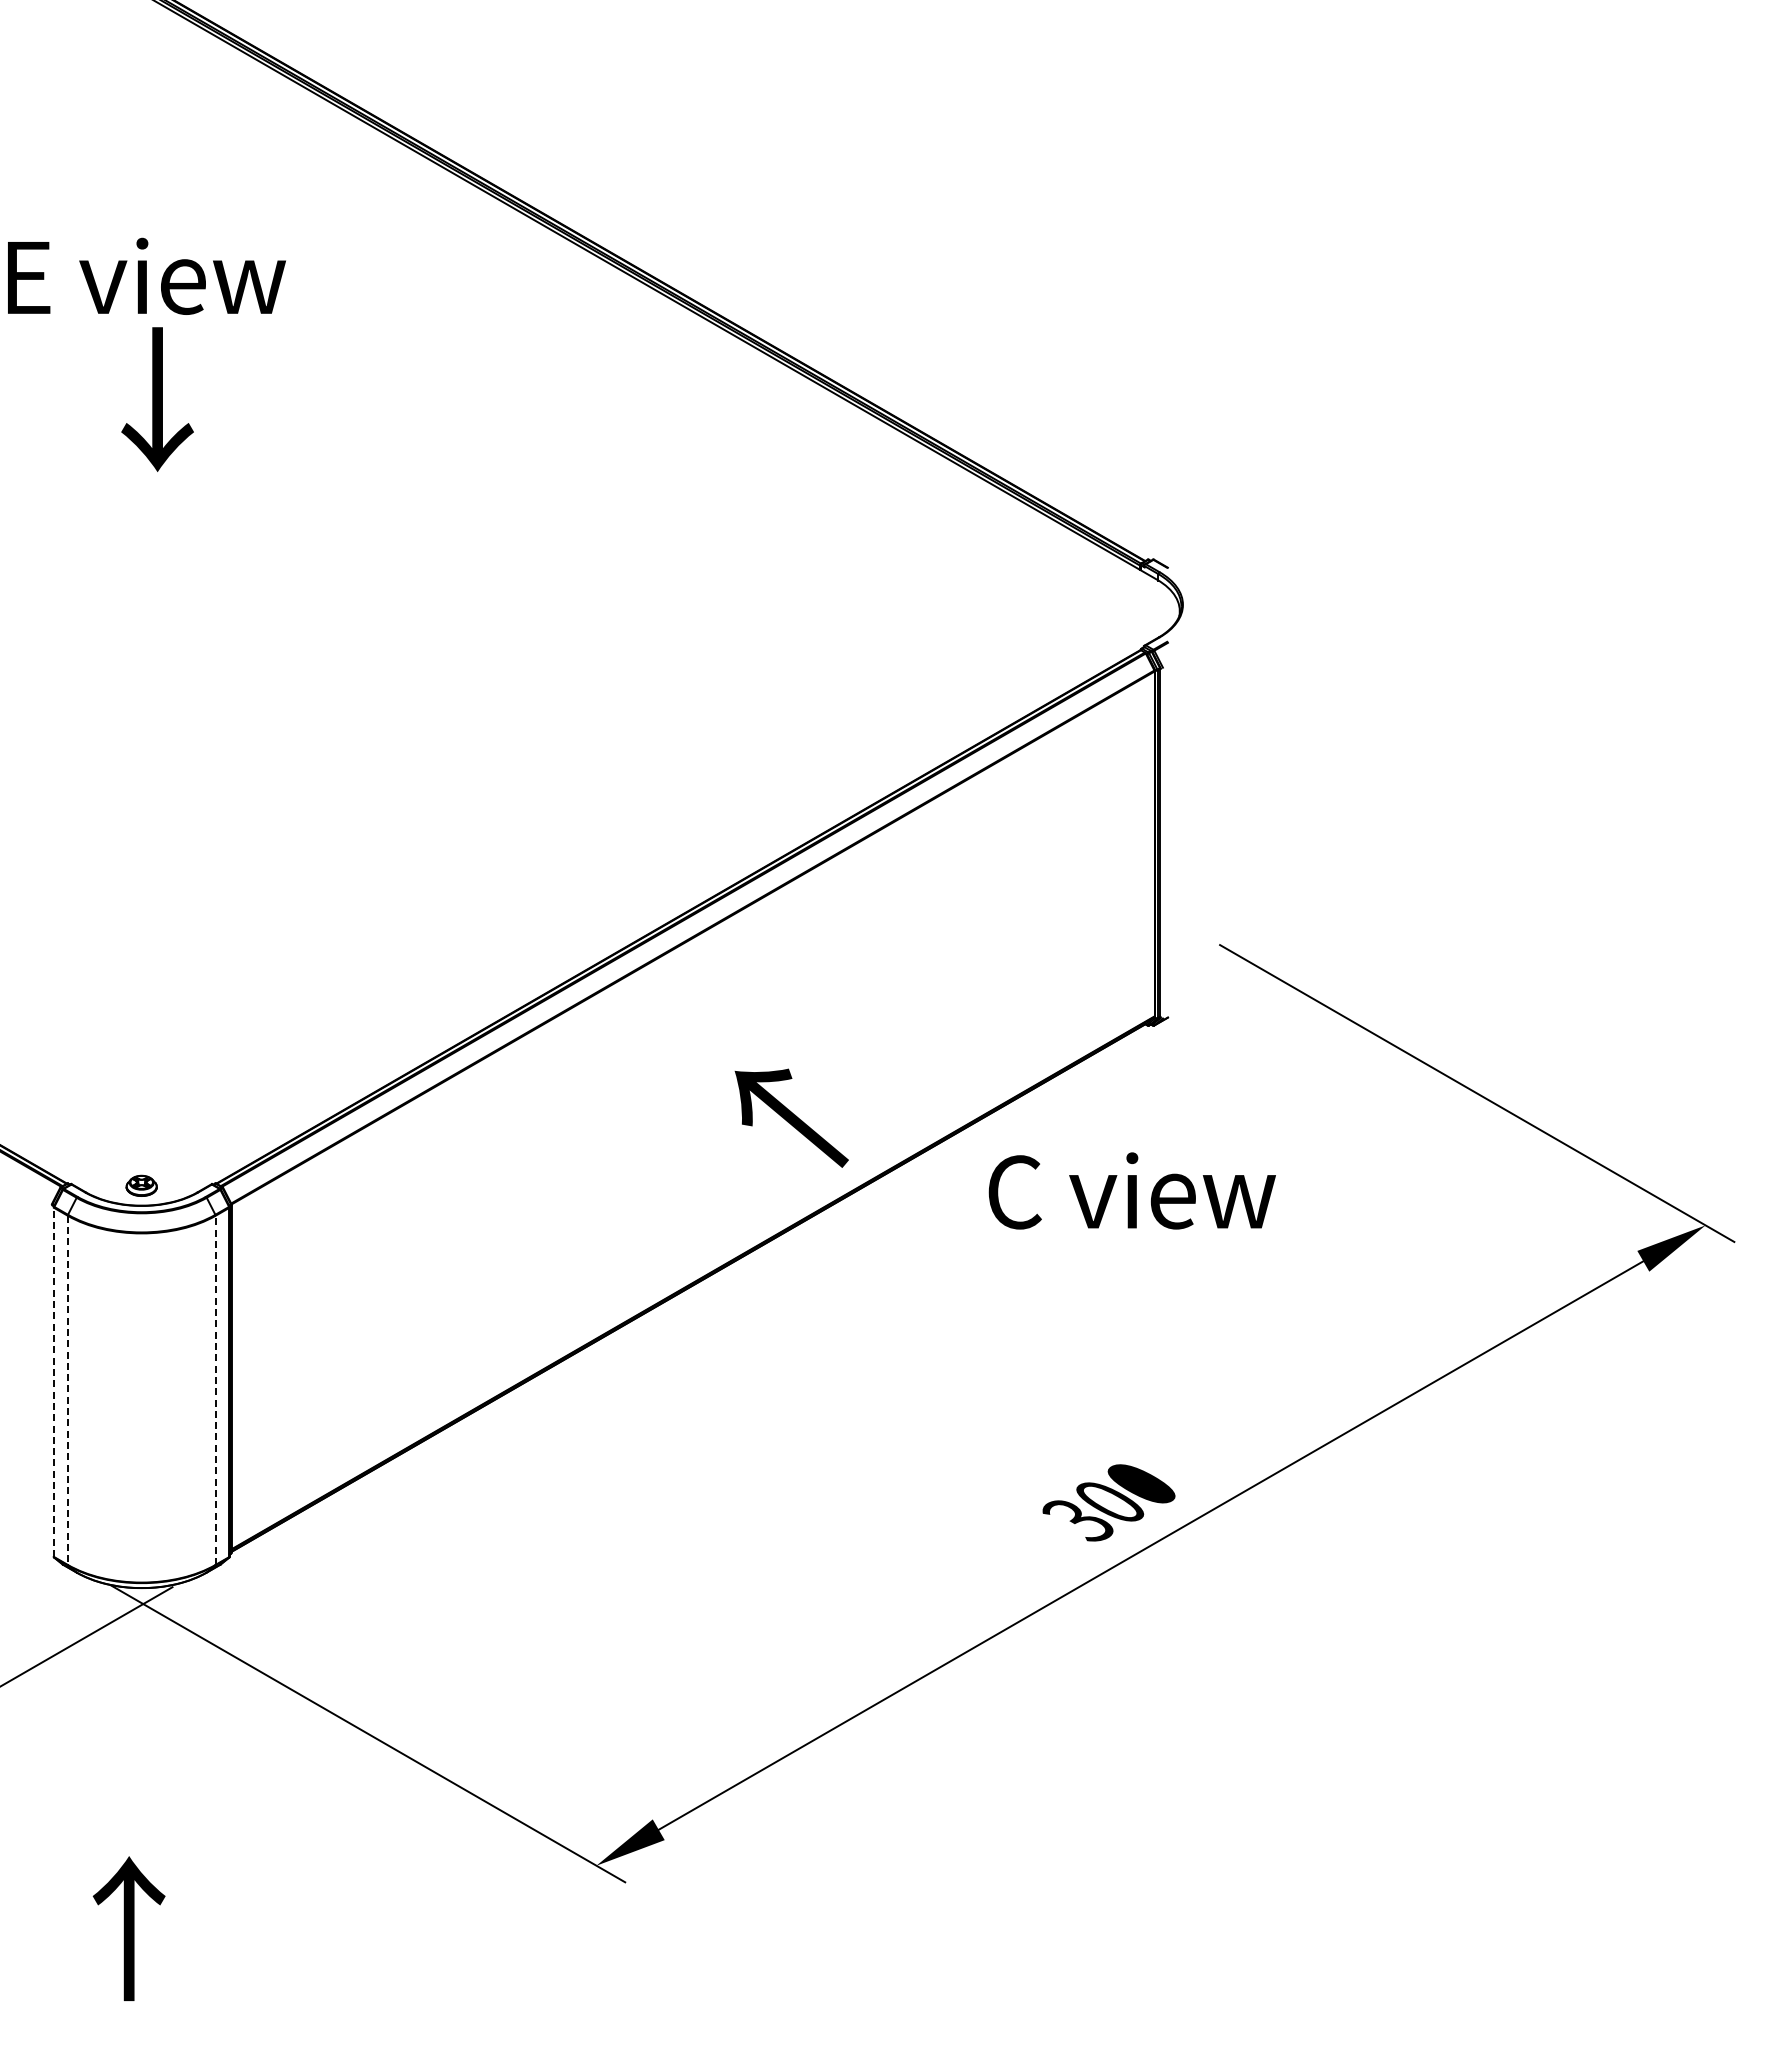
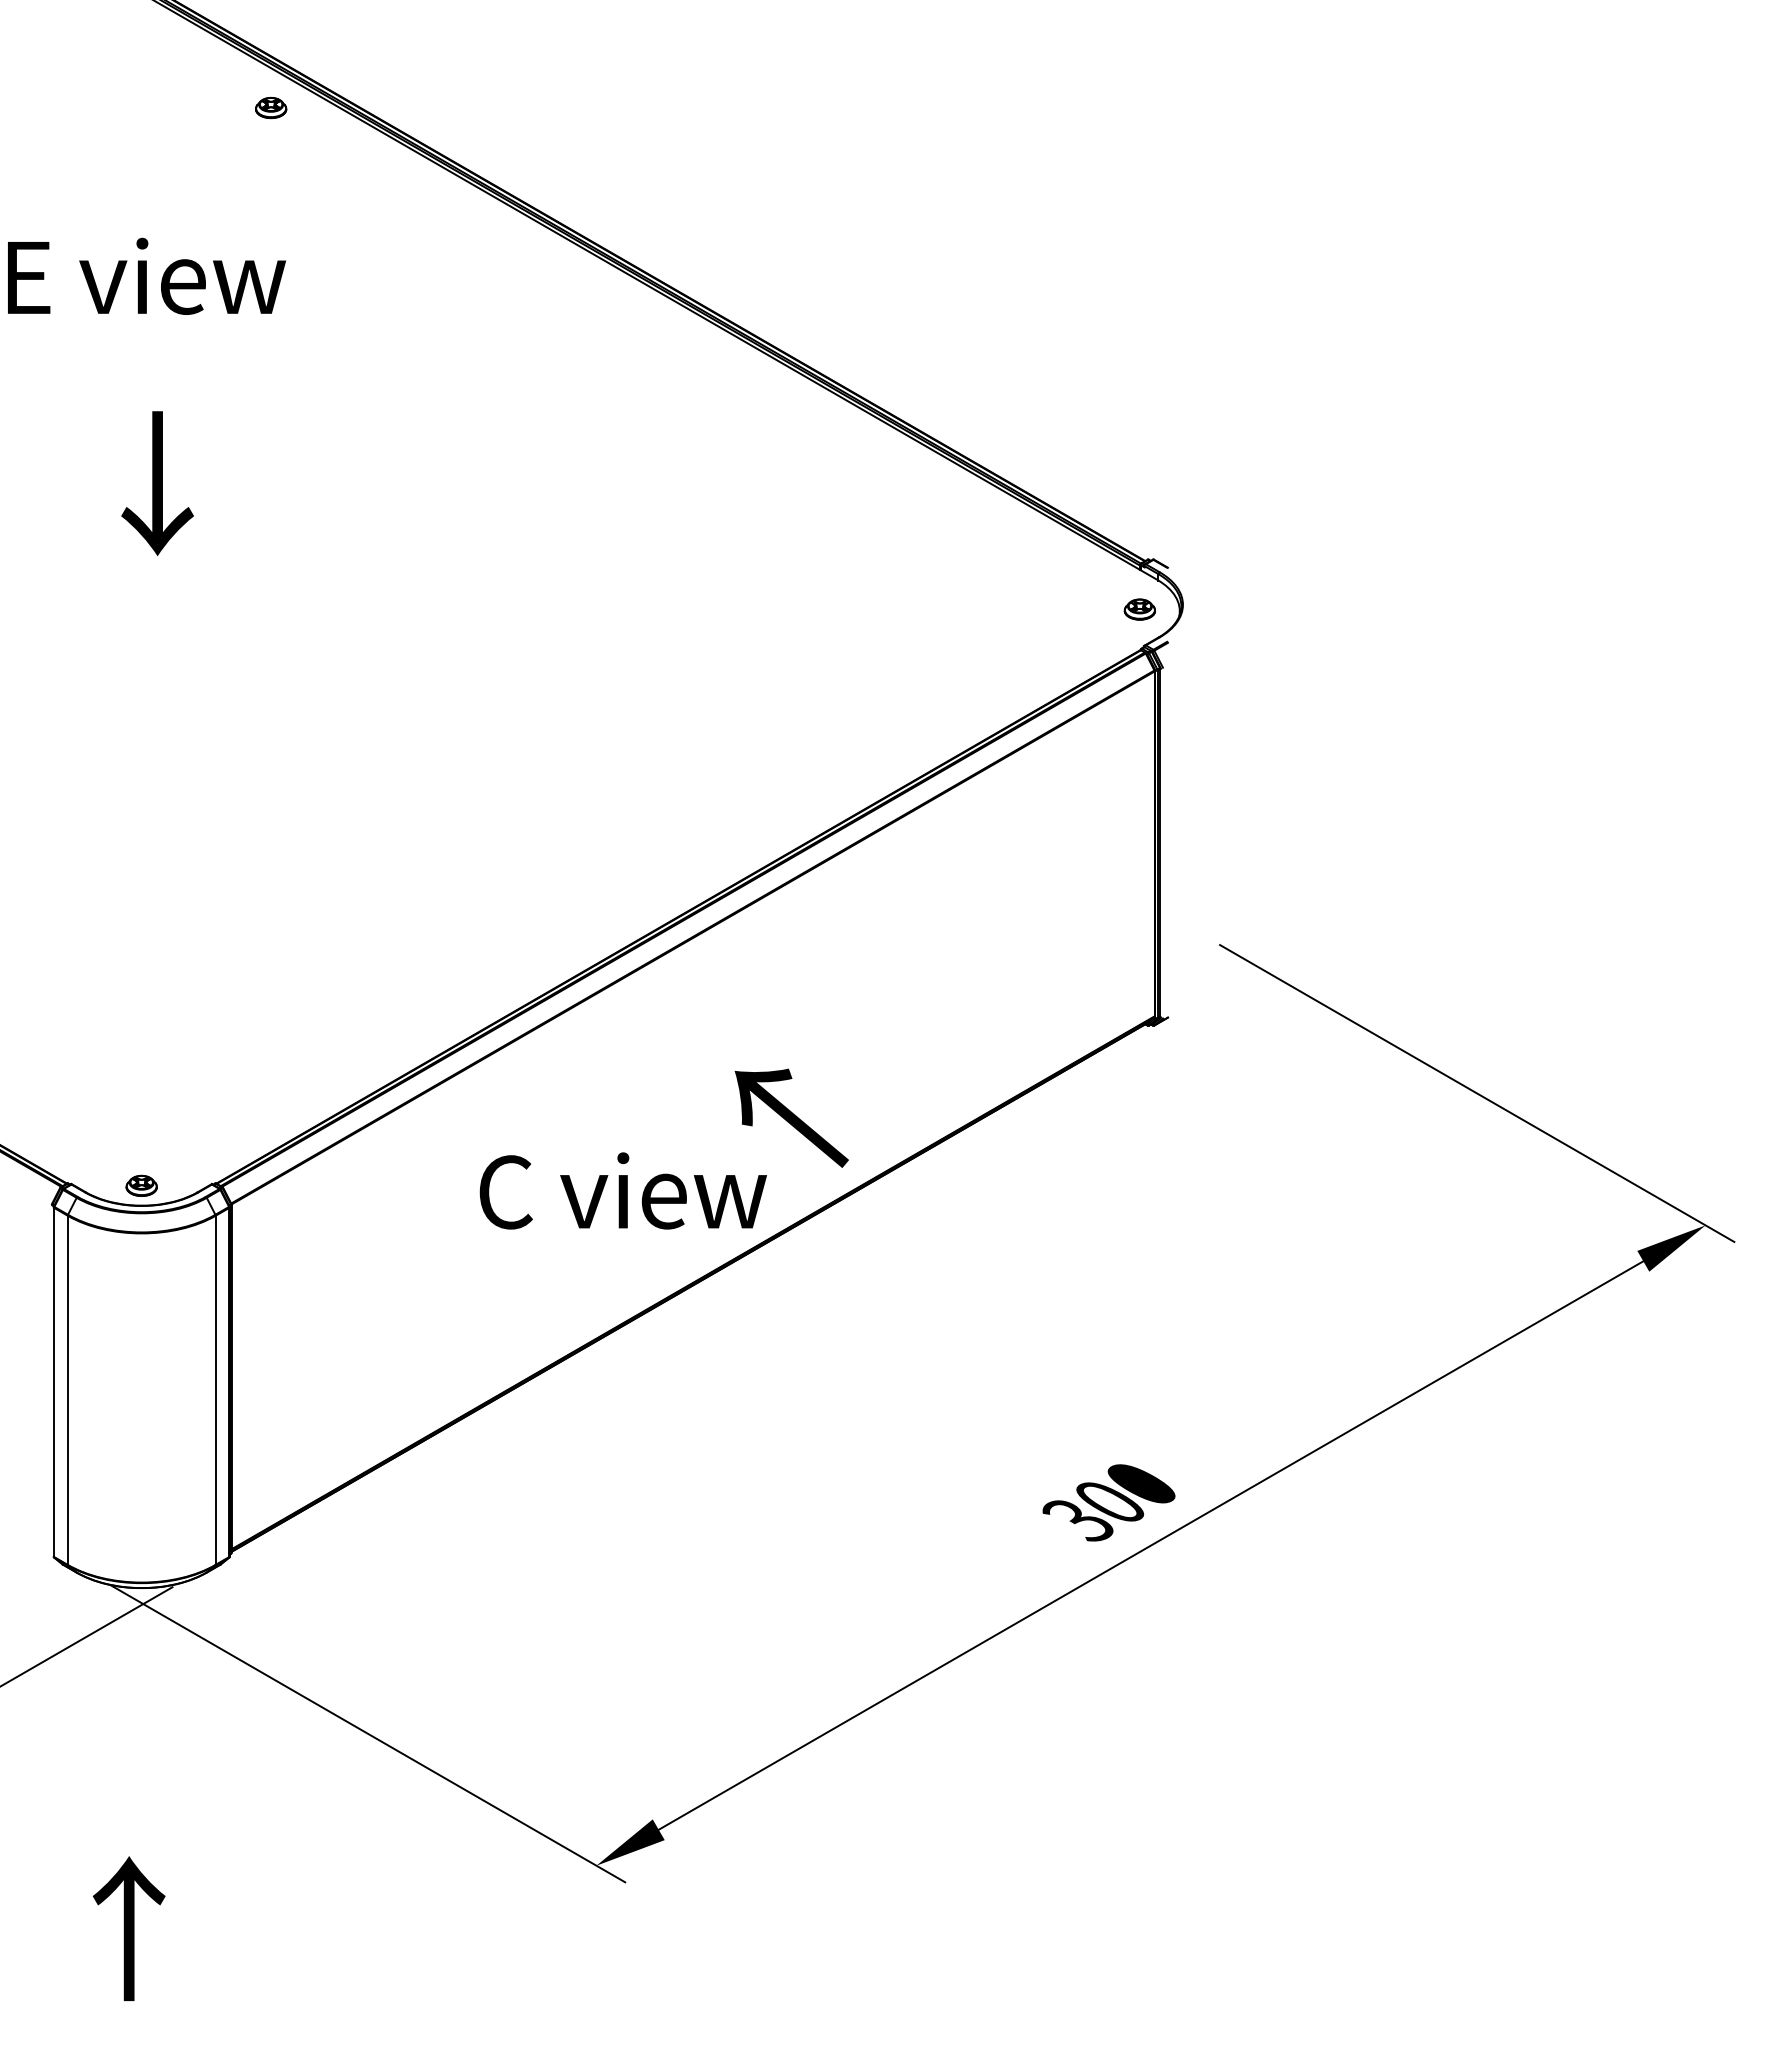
part: none -> present (271, 107)
text position: (157, 399) -> (157, 483) (157, 483)
part: none -> present (1139, 609)
text position: (1131, 1190) -> (622, 1190) (622, 1190)
line: dashed -> solid (54, 1382)
line: dashed -> solid (67, 1390)
line: dashed -> solid (215, 1390)
